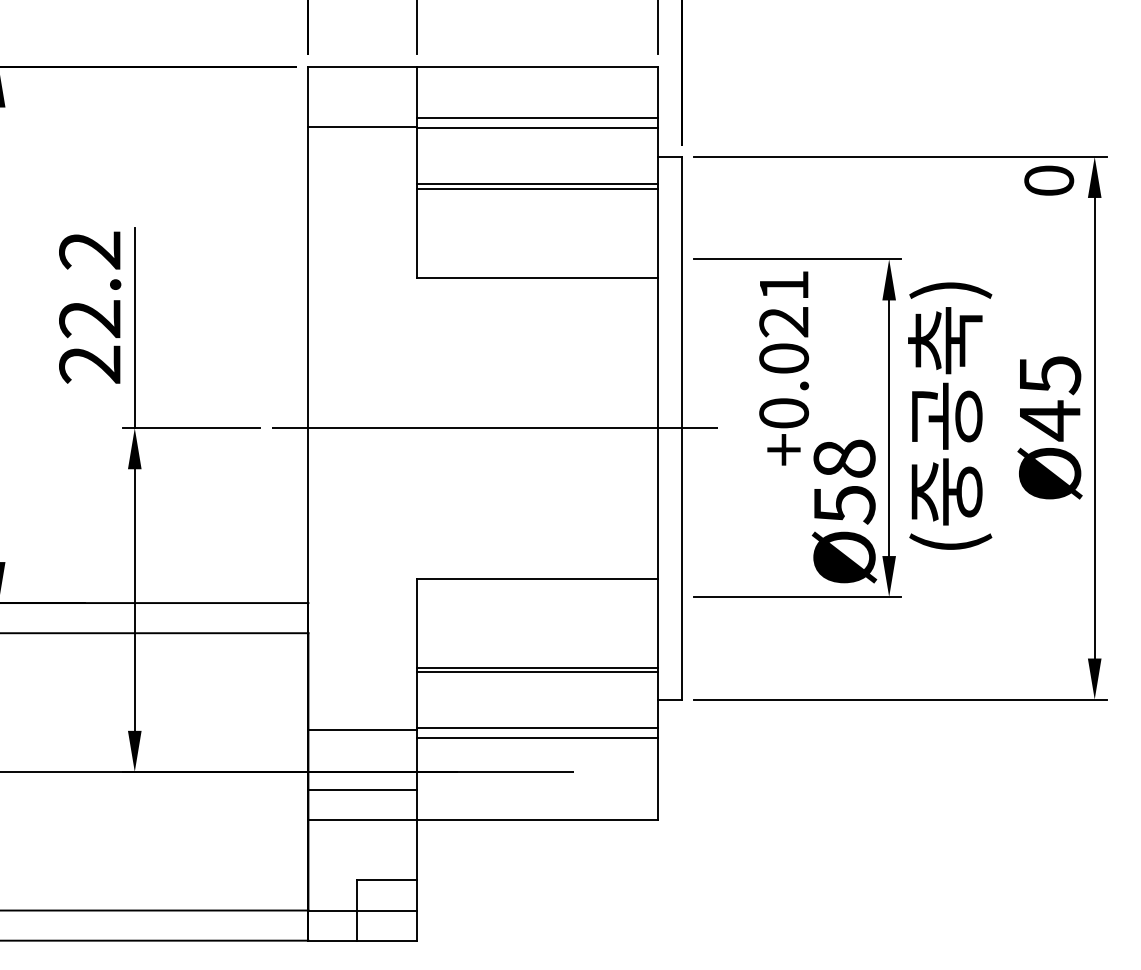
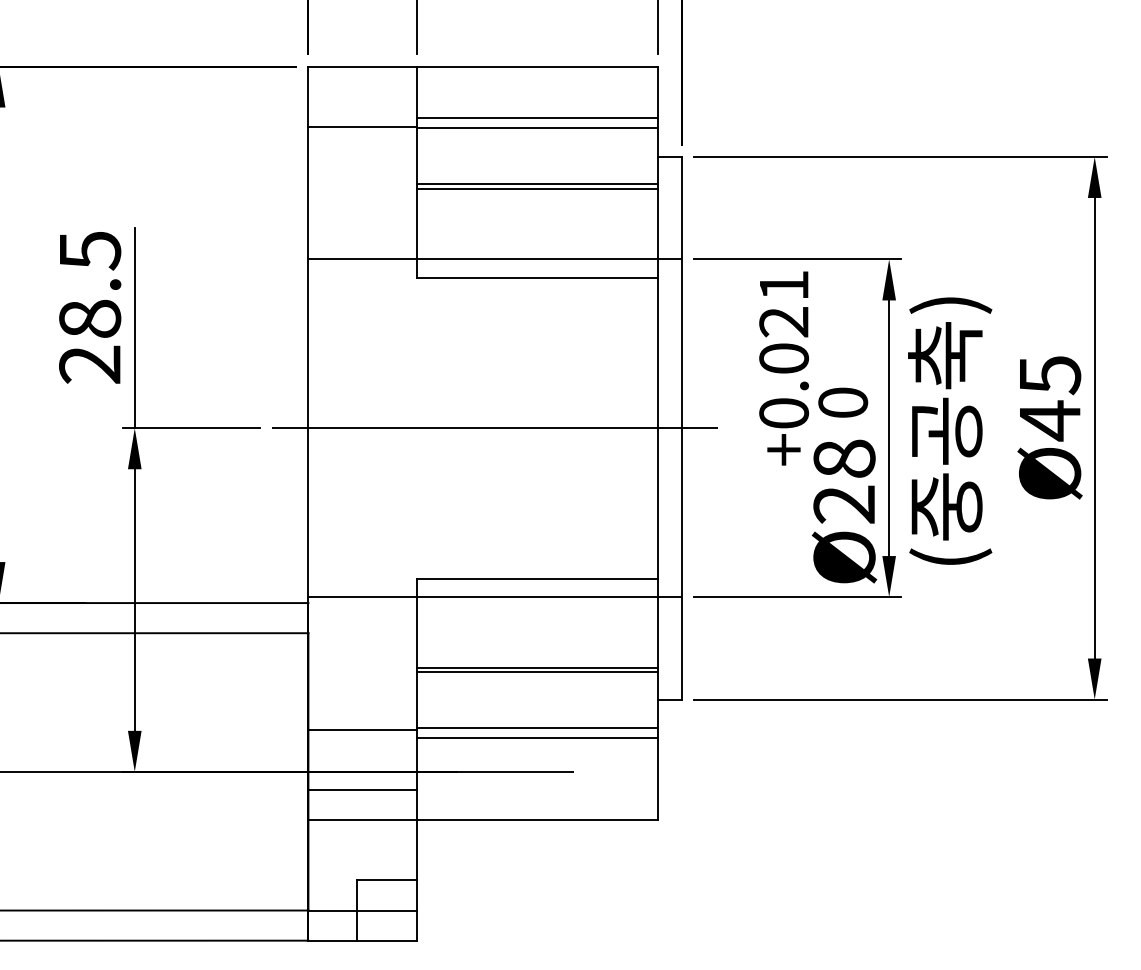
text position: (1049, 180) -> (843, 402) (843, 402)
line: none -> present (495, 259)
text: 22.2 -> 28.5 (90, 284)
text position: (950, 415) -> (950, 430) (950, 430)
text: Ø58 -> Ø28 (844, 504)
line: none -> present (495, 597)
